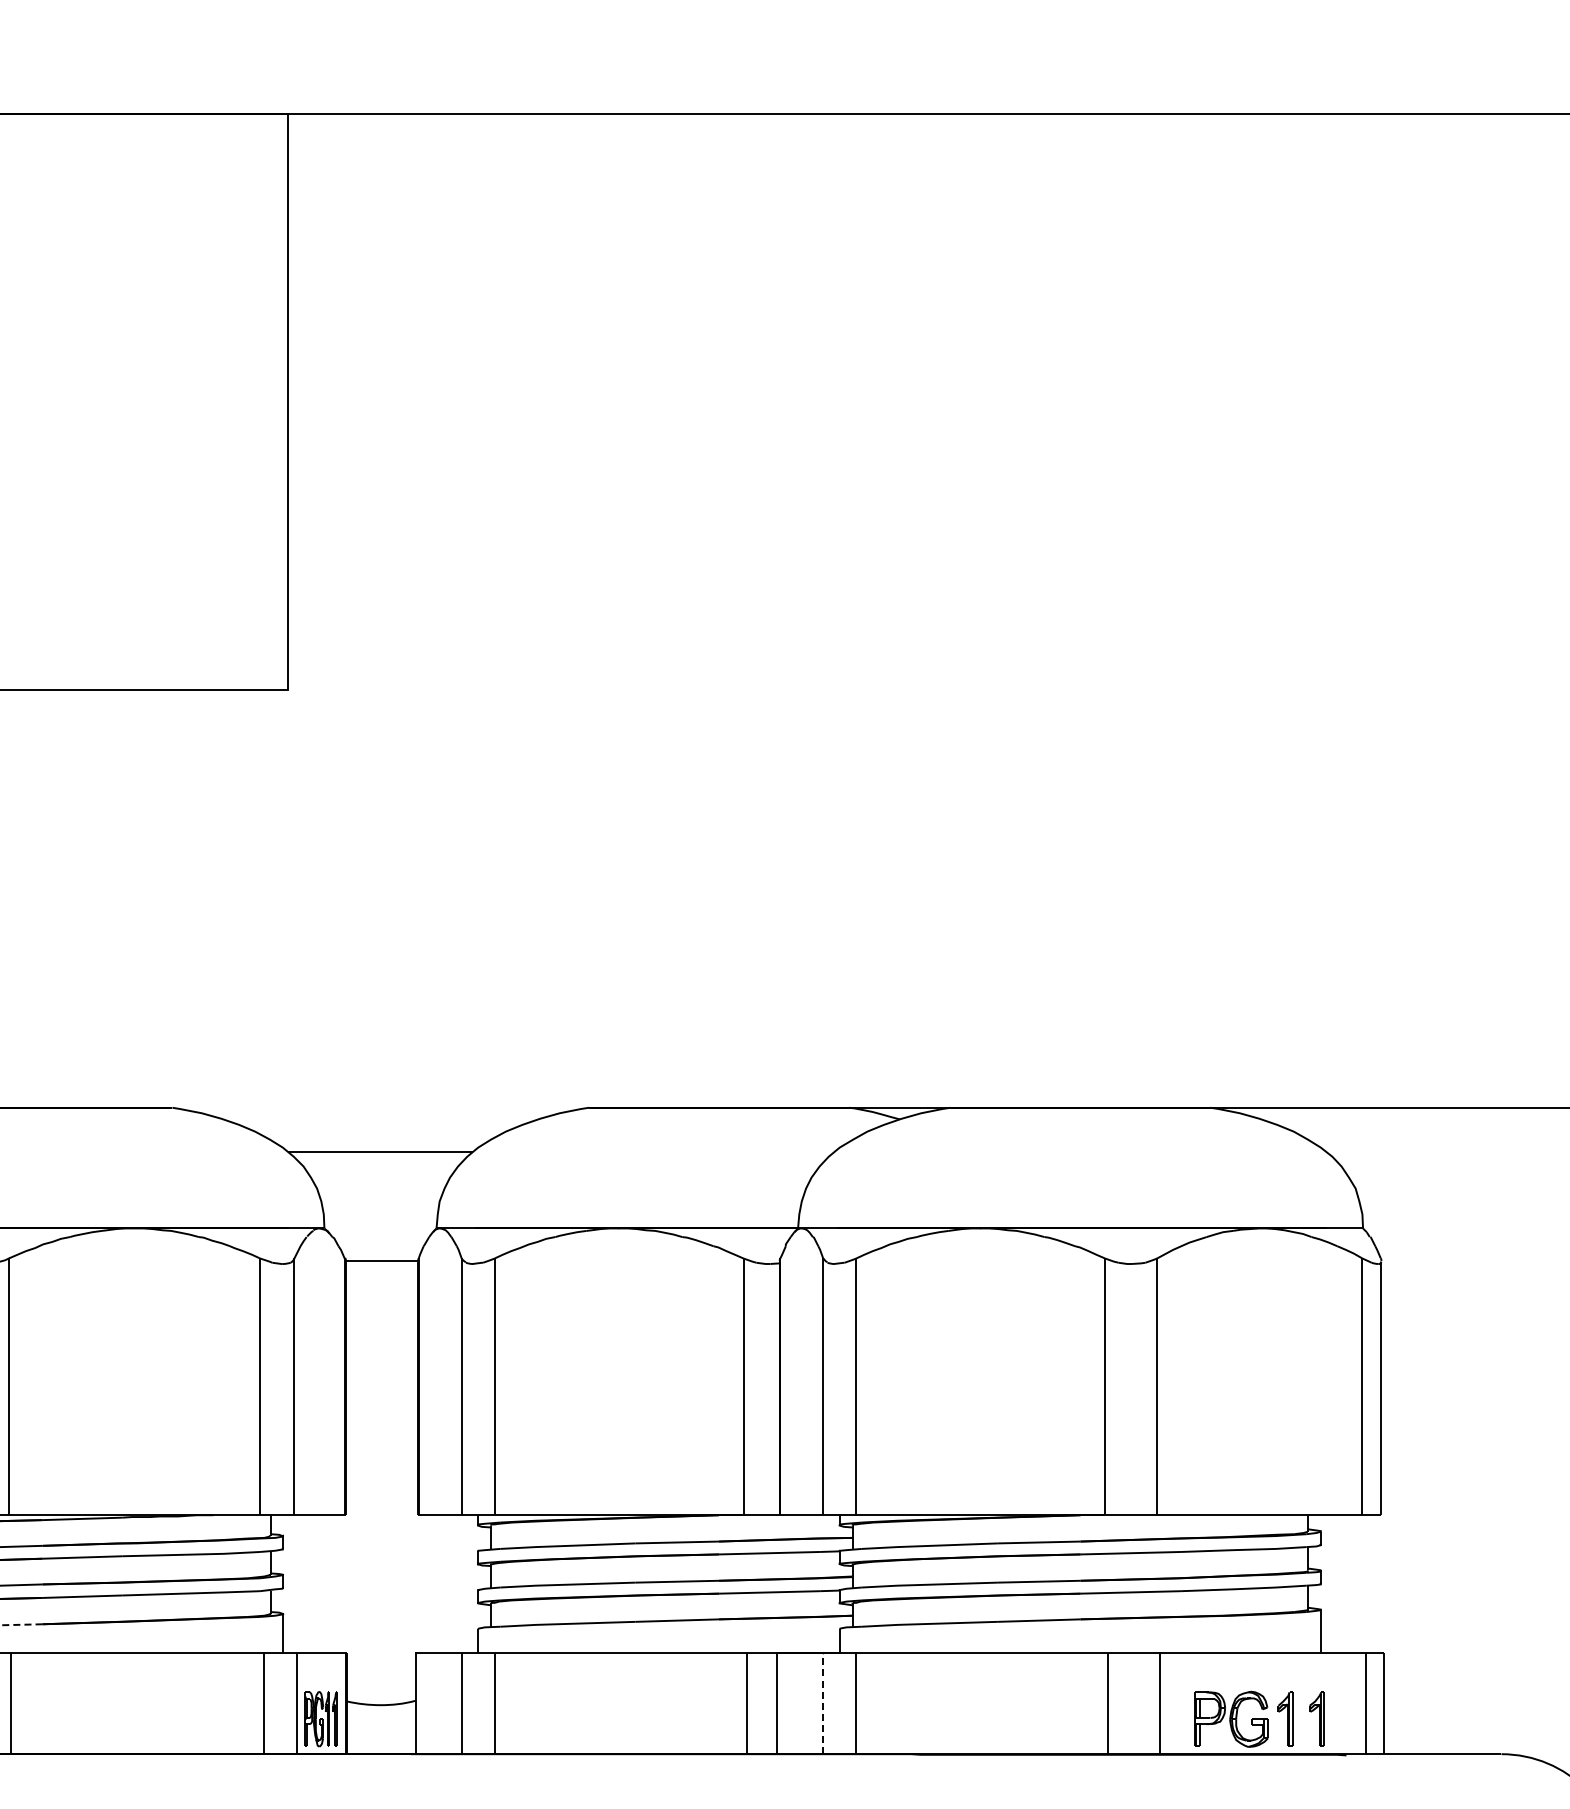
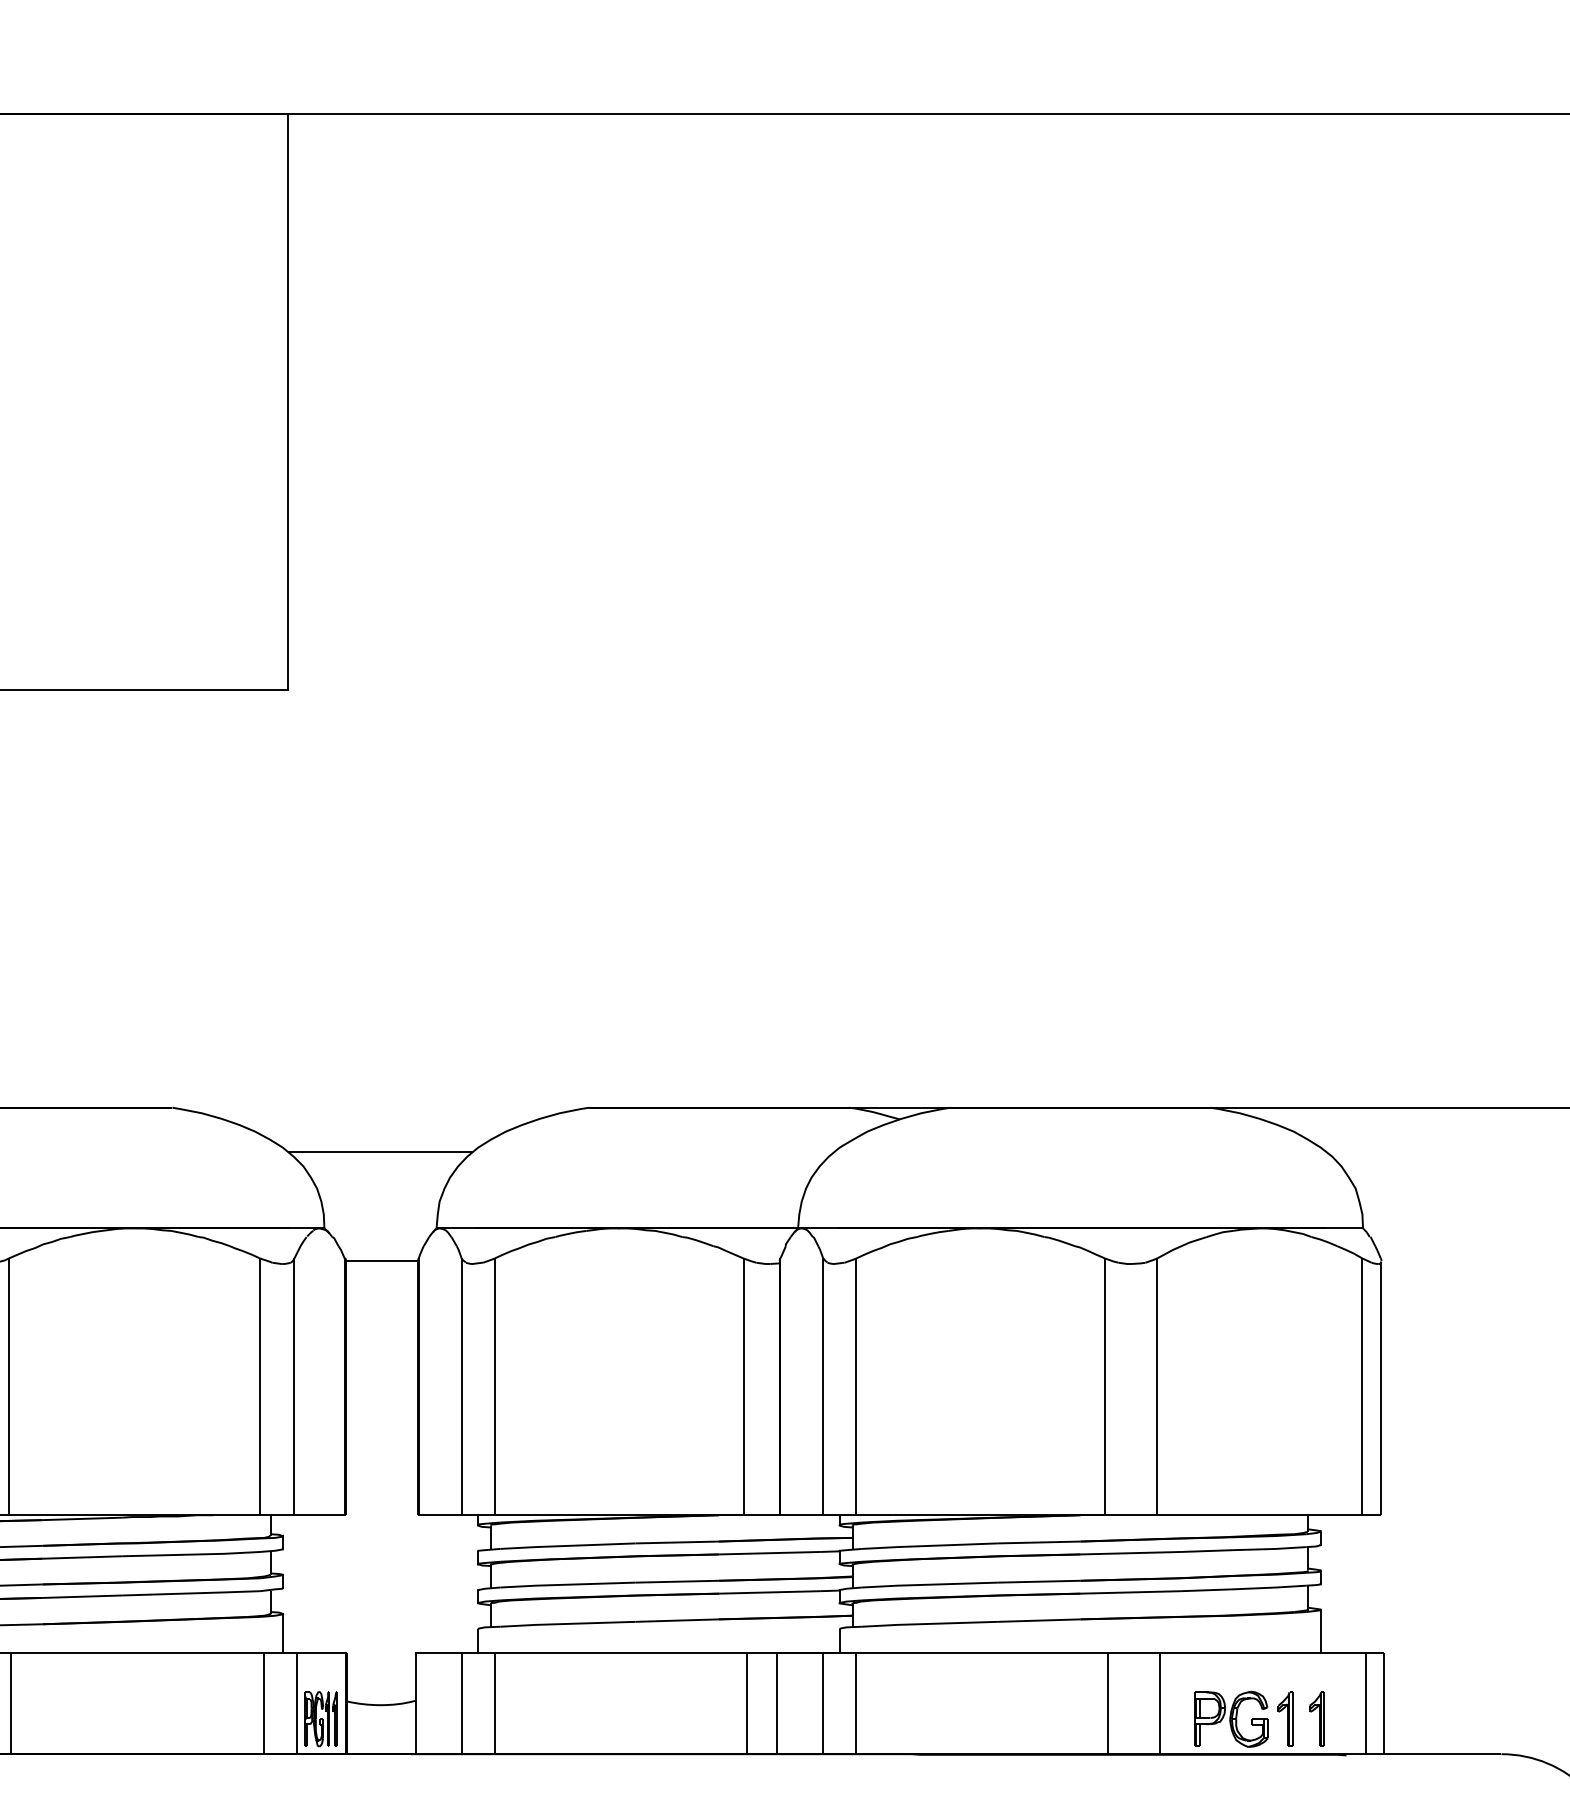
line: dashed -> solid (21, 1624)
line: dashed -> solid (823, 1702)
